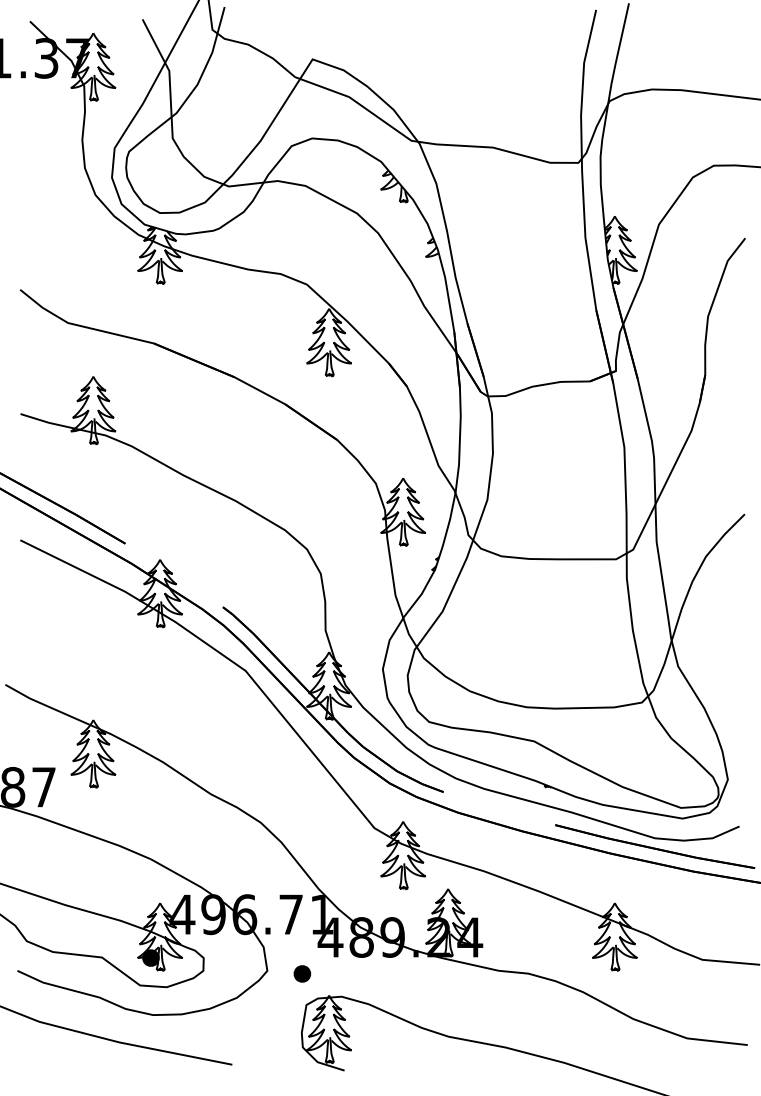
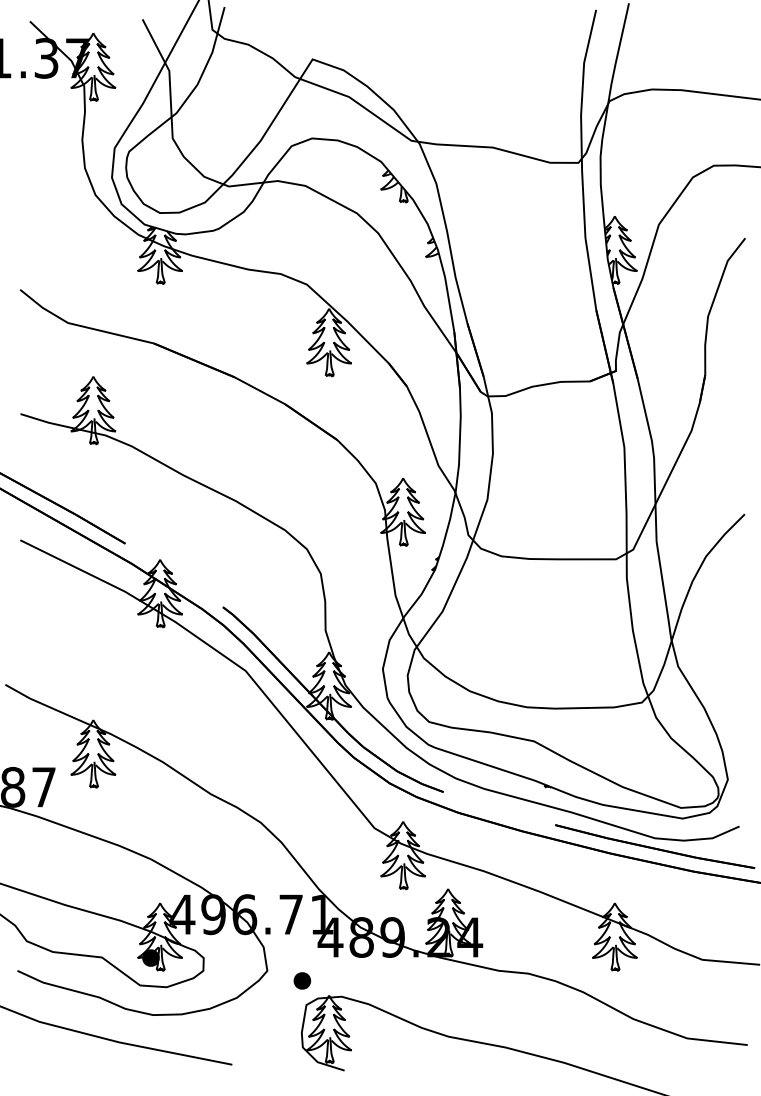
part position: (302, 973) -> (302, 980) (302, 980)
